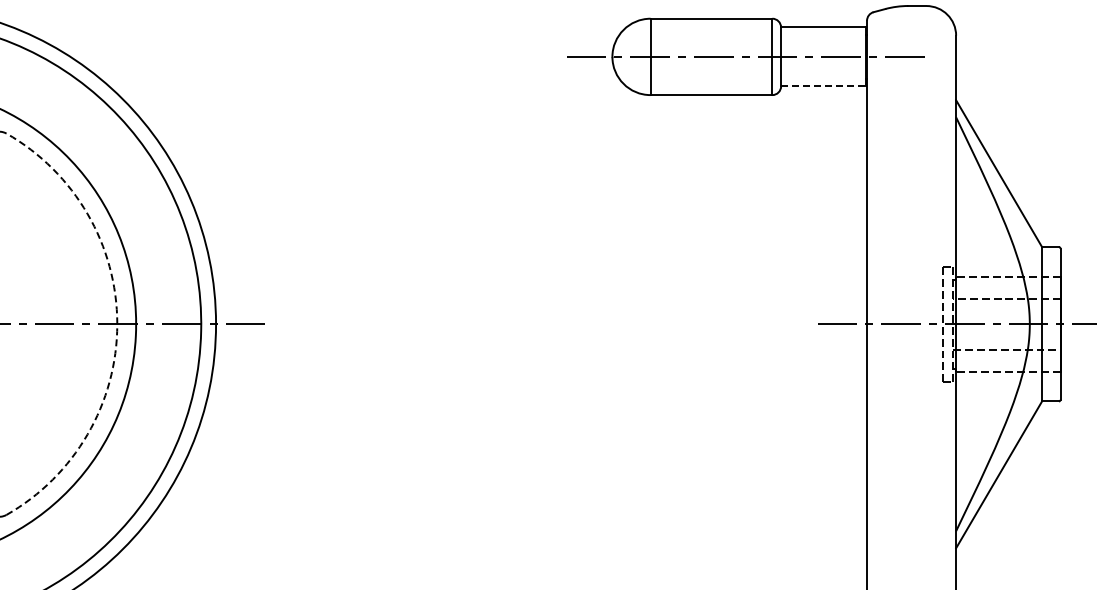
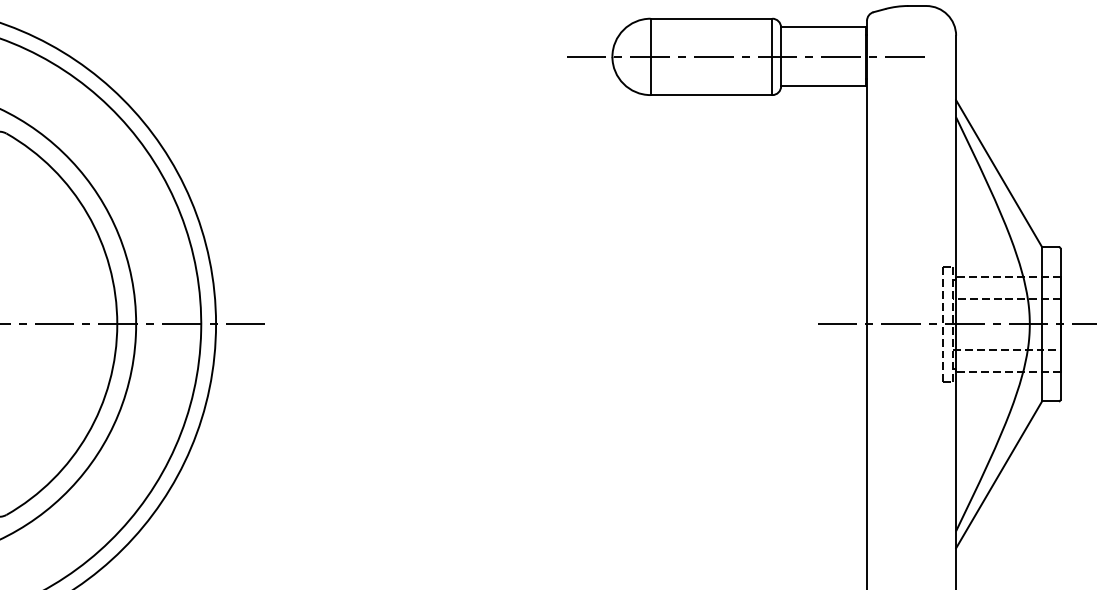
line: dashed -> solid (824, 86)
arc: dashed -> solid (117, 324)
